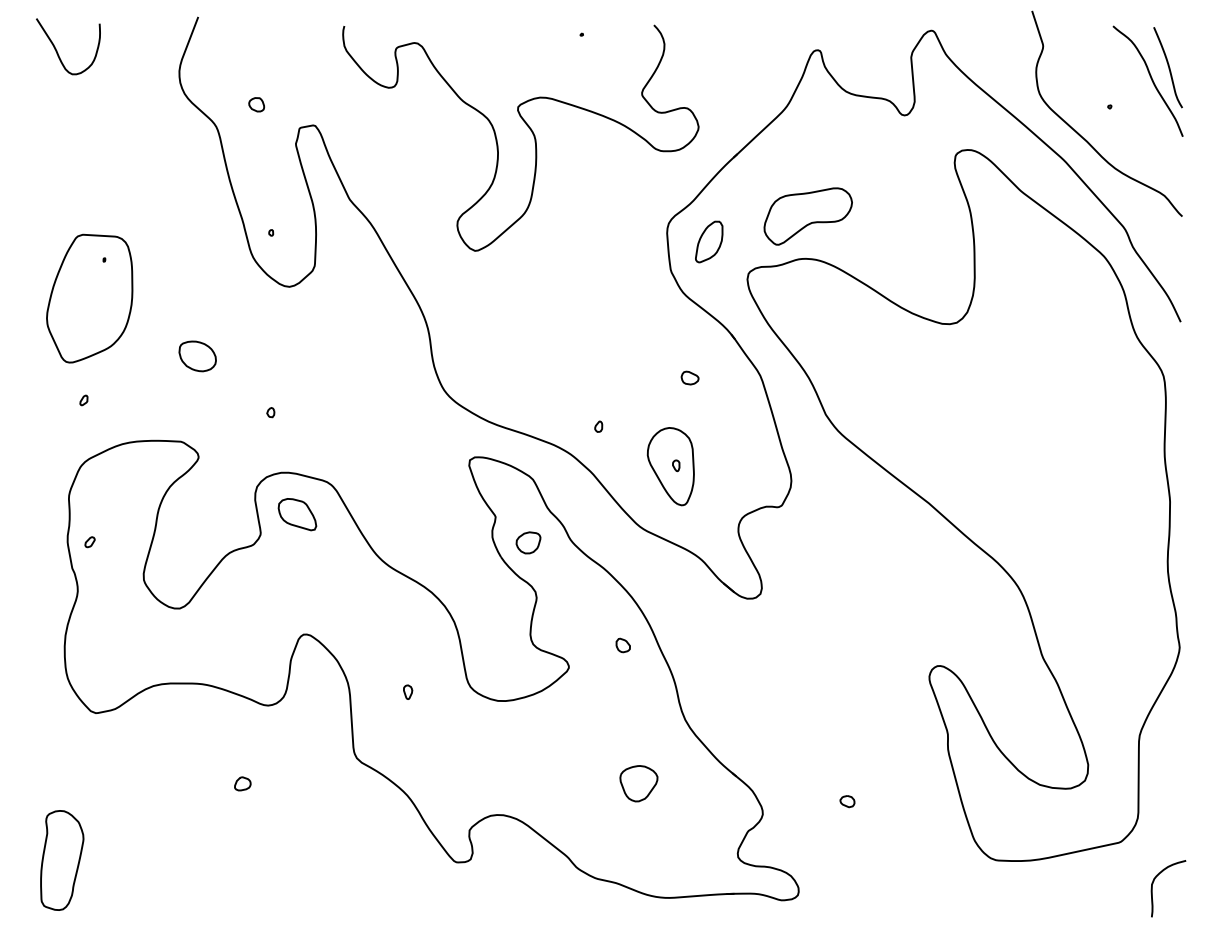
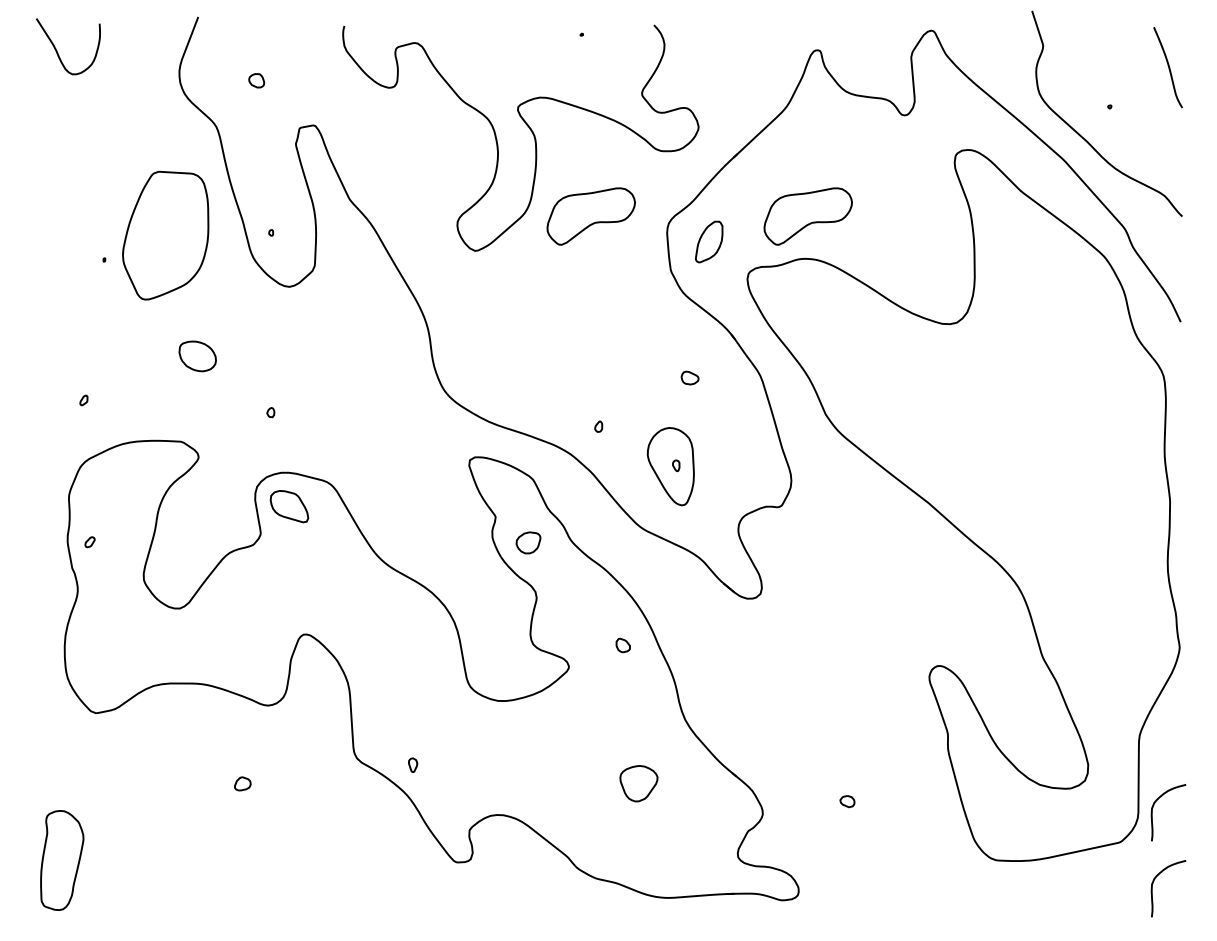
curve: present -> none (1150, 78)
part position: (256, 104) -> (256, 80) (256, 80)
part: none -> present (590, 216)
part position: (89, 298) -> (165, 235) (165, 235)
part position: (297, 514) -> (289, 506) (289, 506)
part position: (408, 691) -> (413, 764) (413, 764)
curve: none -> present (1154, 805)
